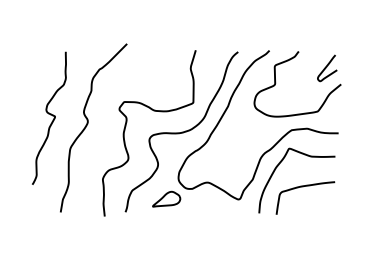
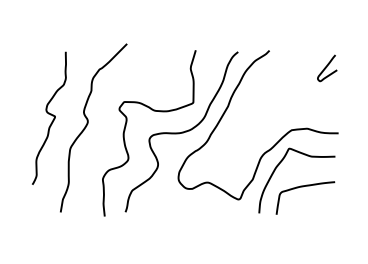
curve: present -> none (276, 83)
part: present -> none (166, 198)
